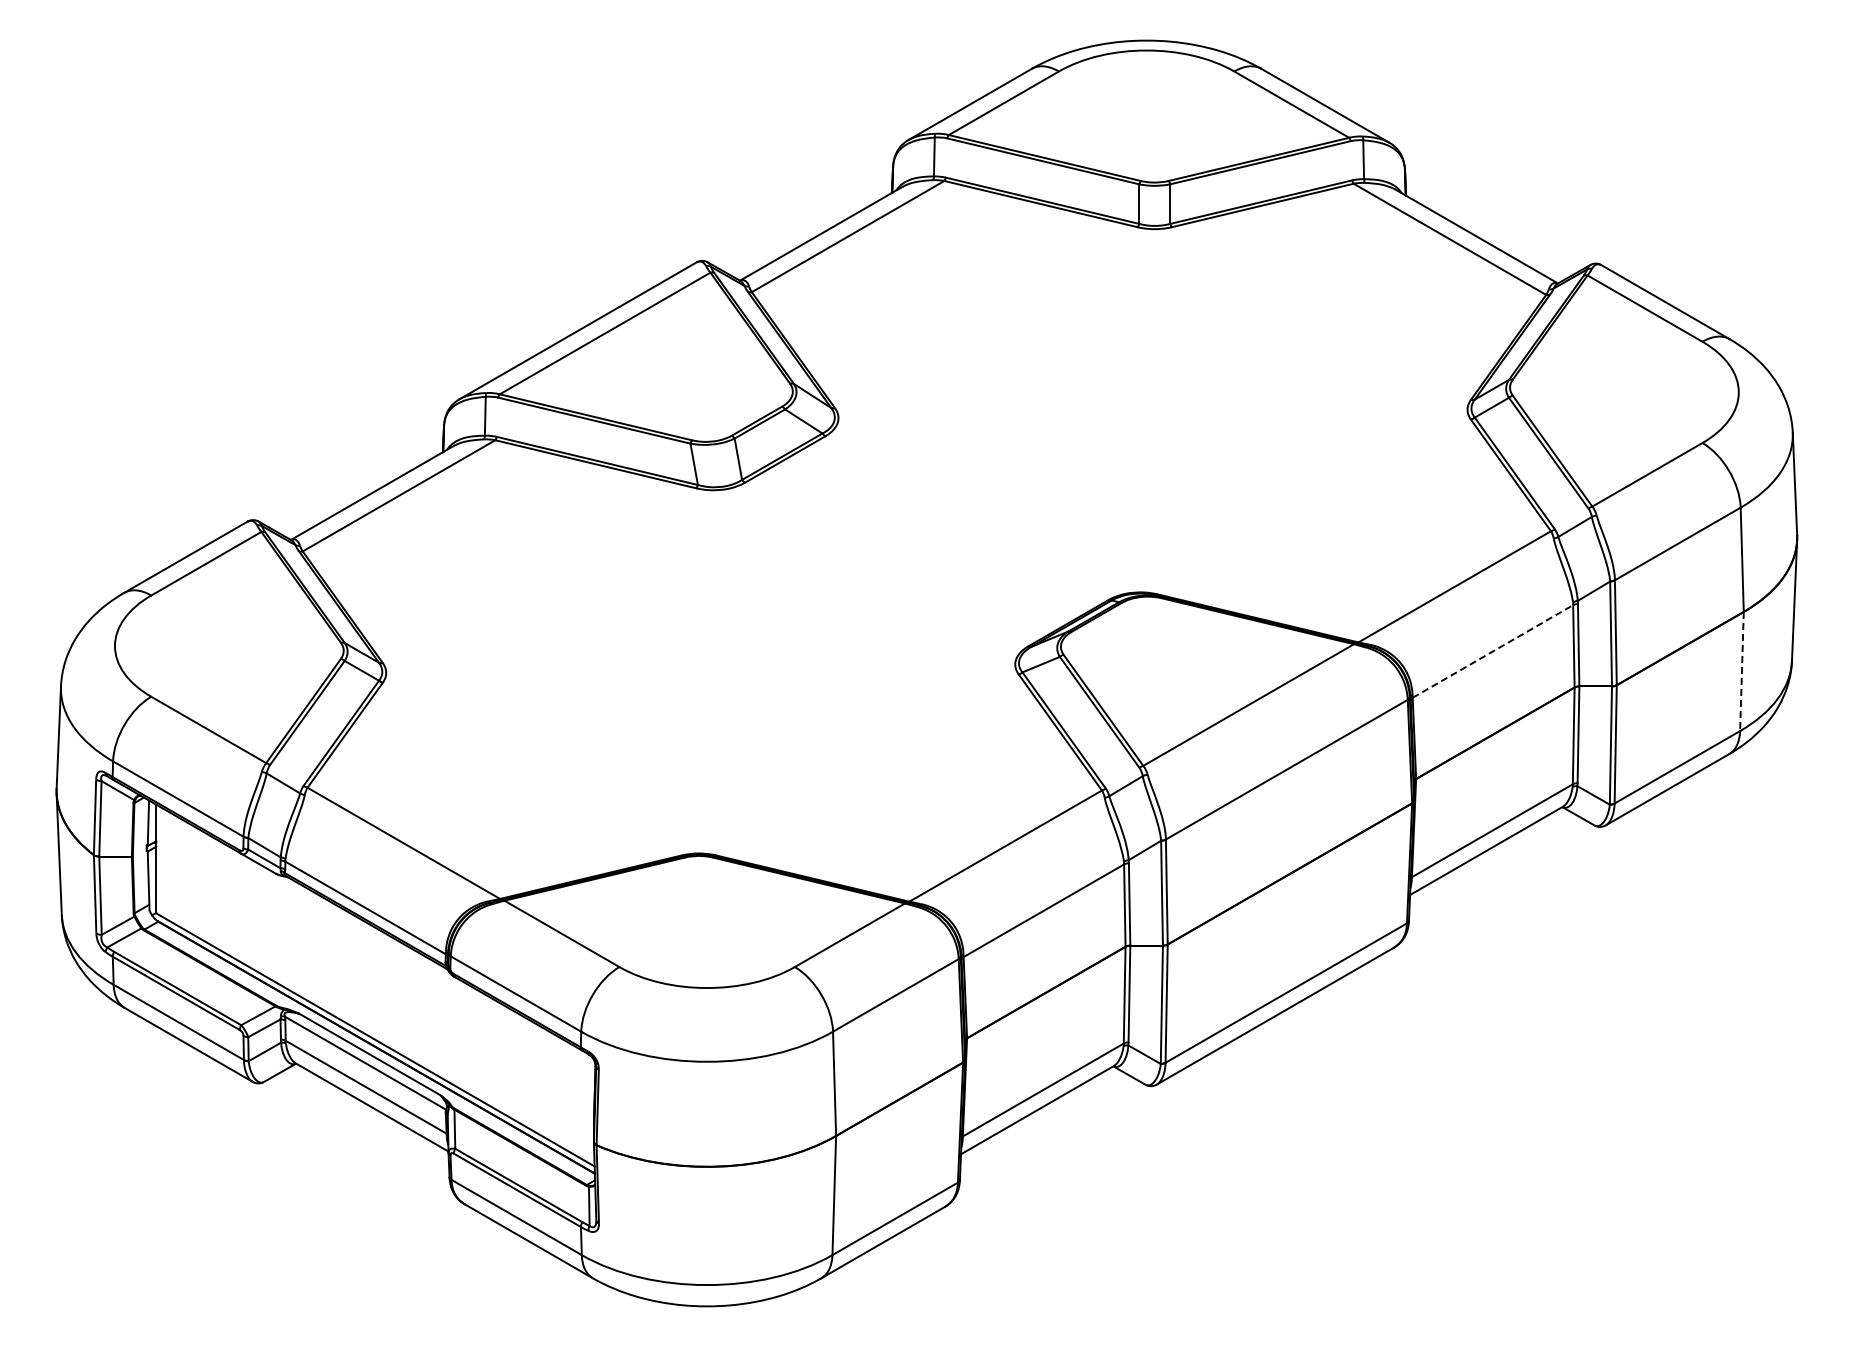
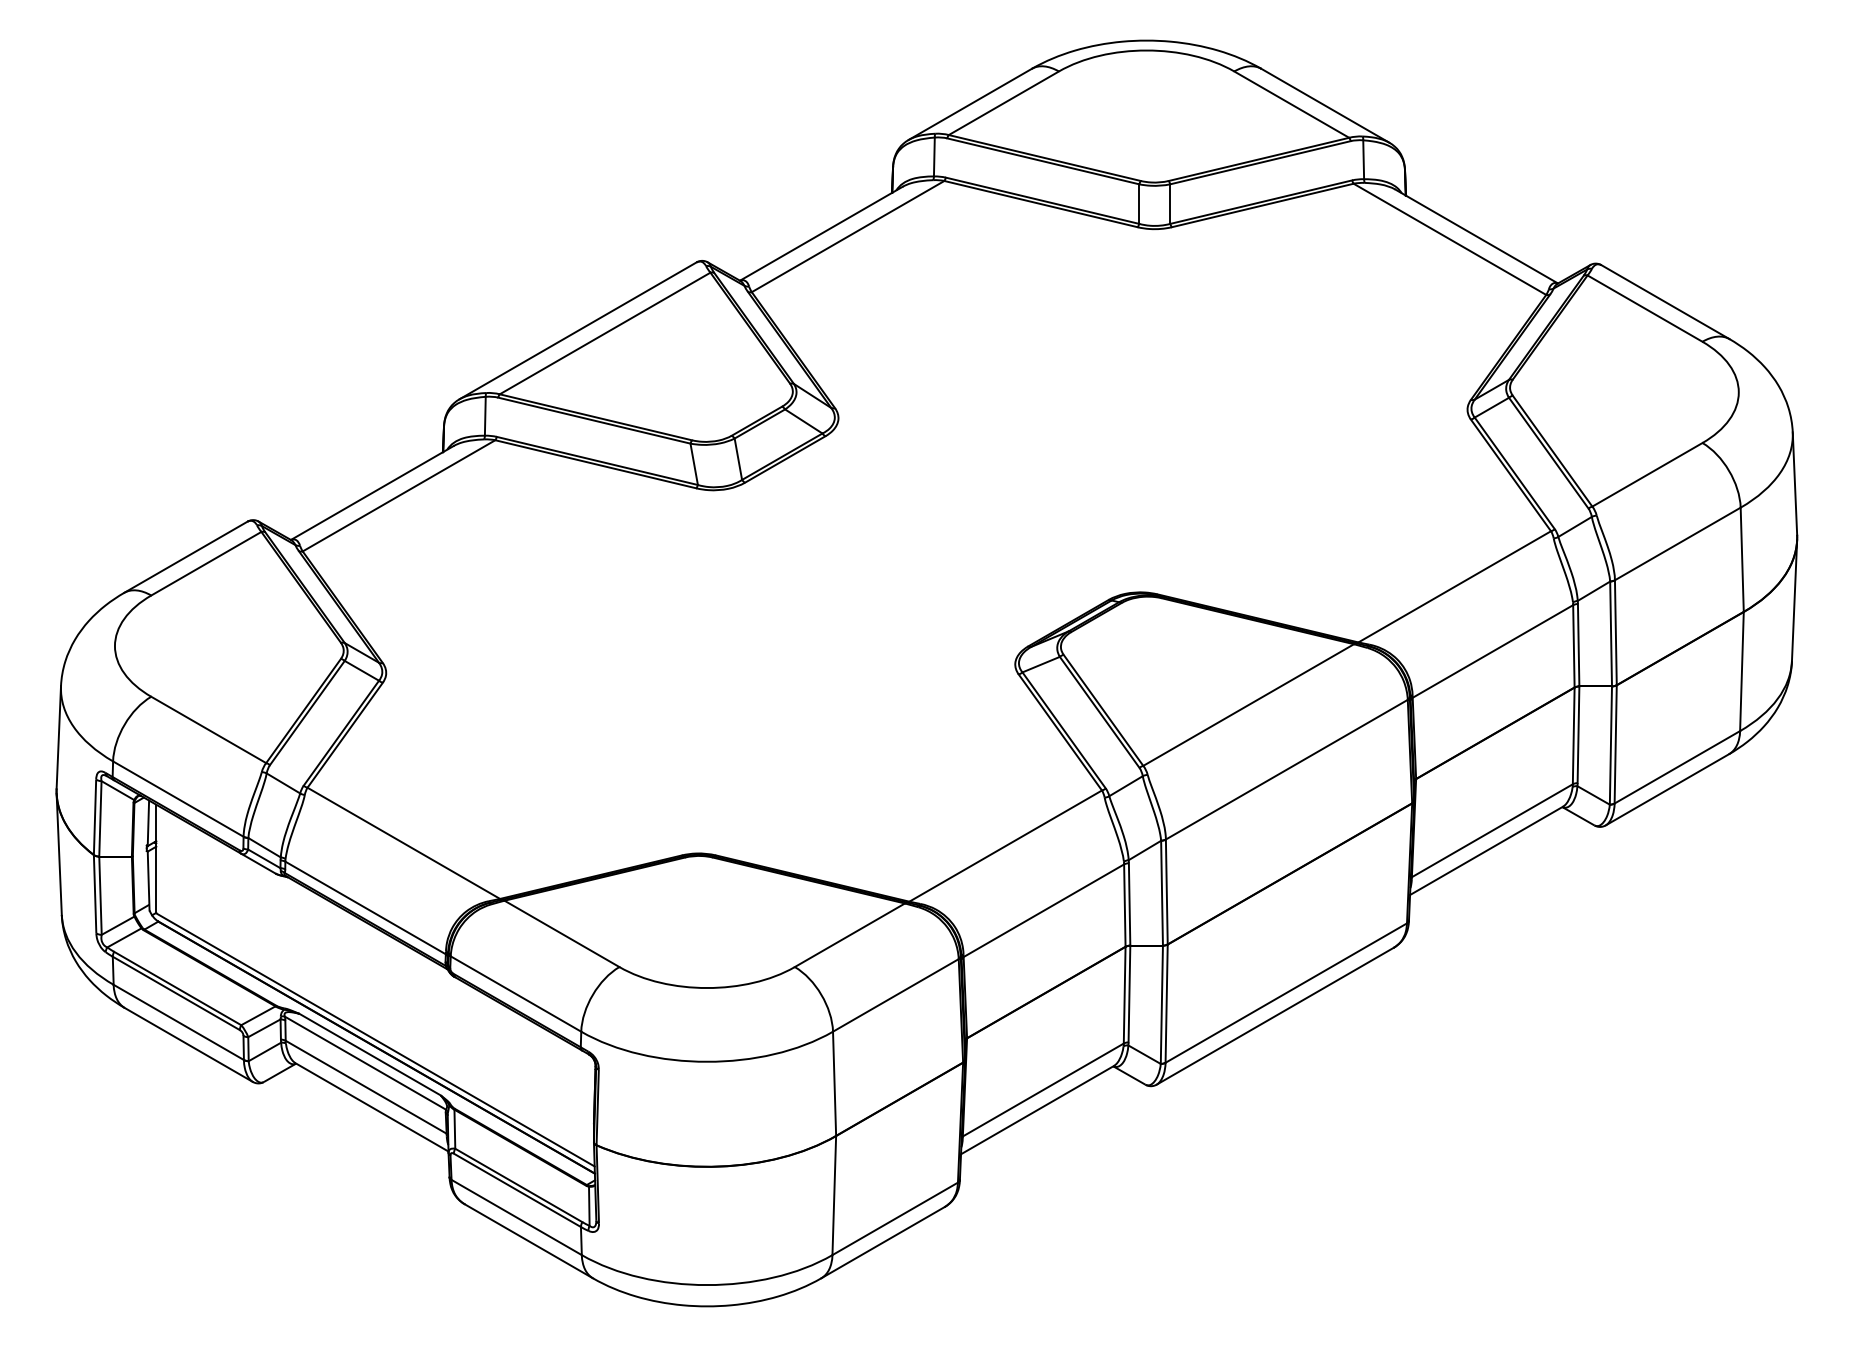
line: dashed -> solid (1492, 651)
line: dashed -> solid (1741, 671)
